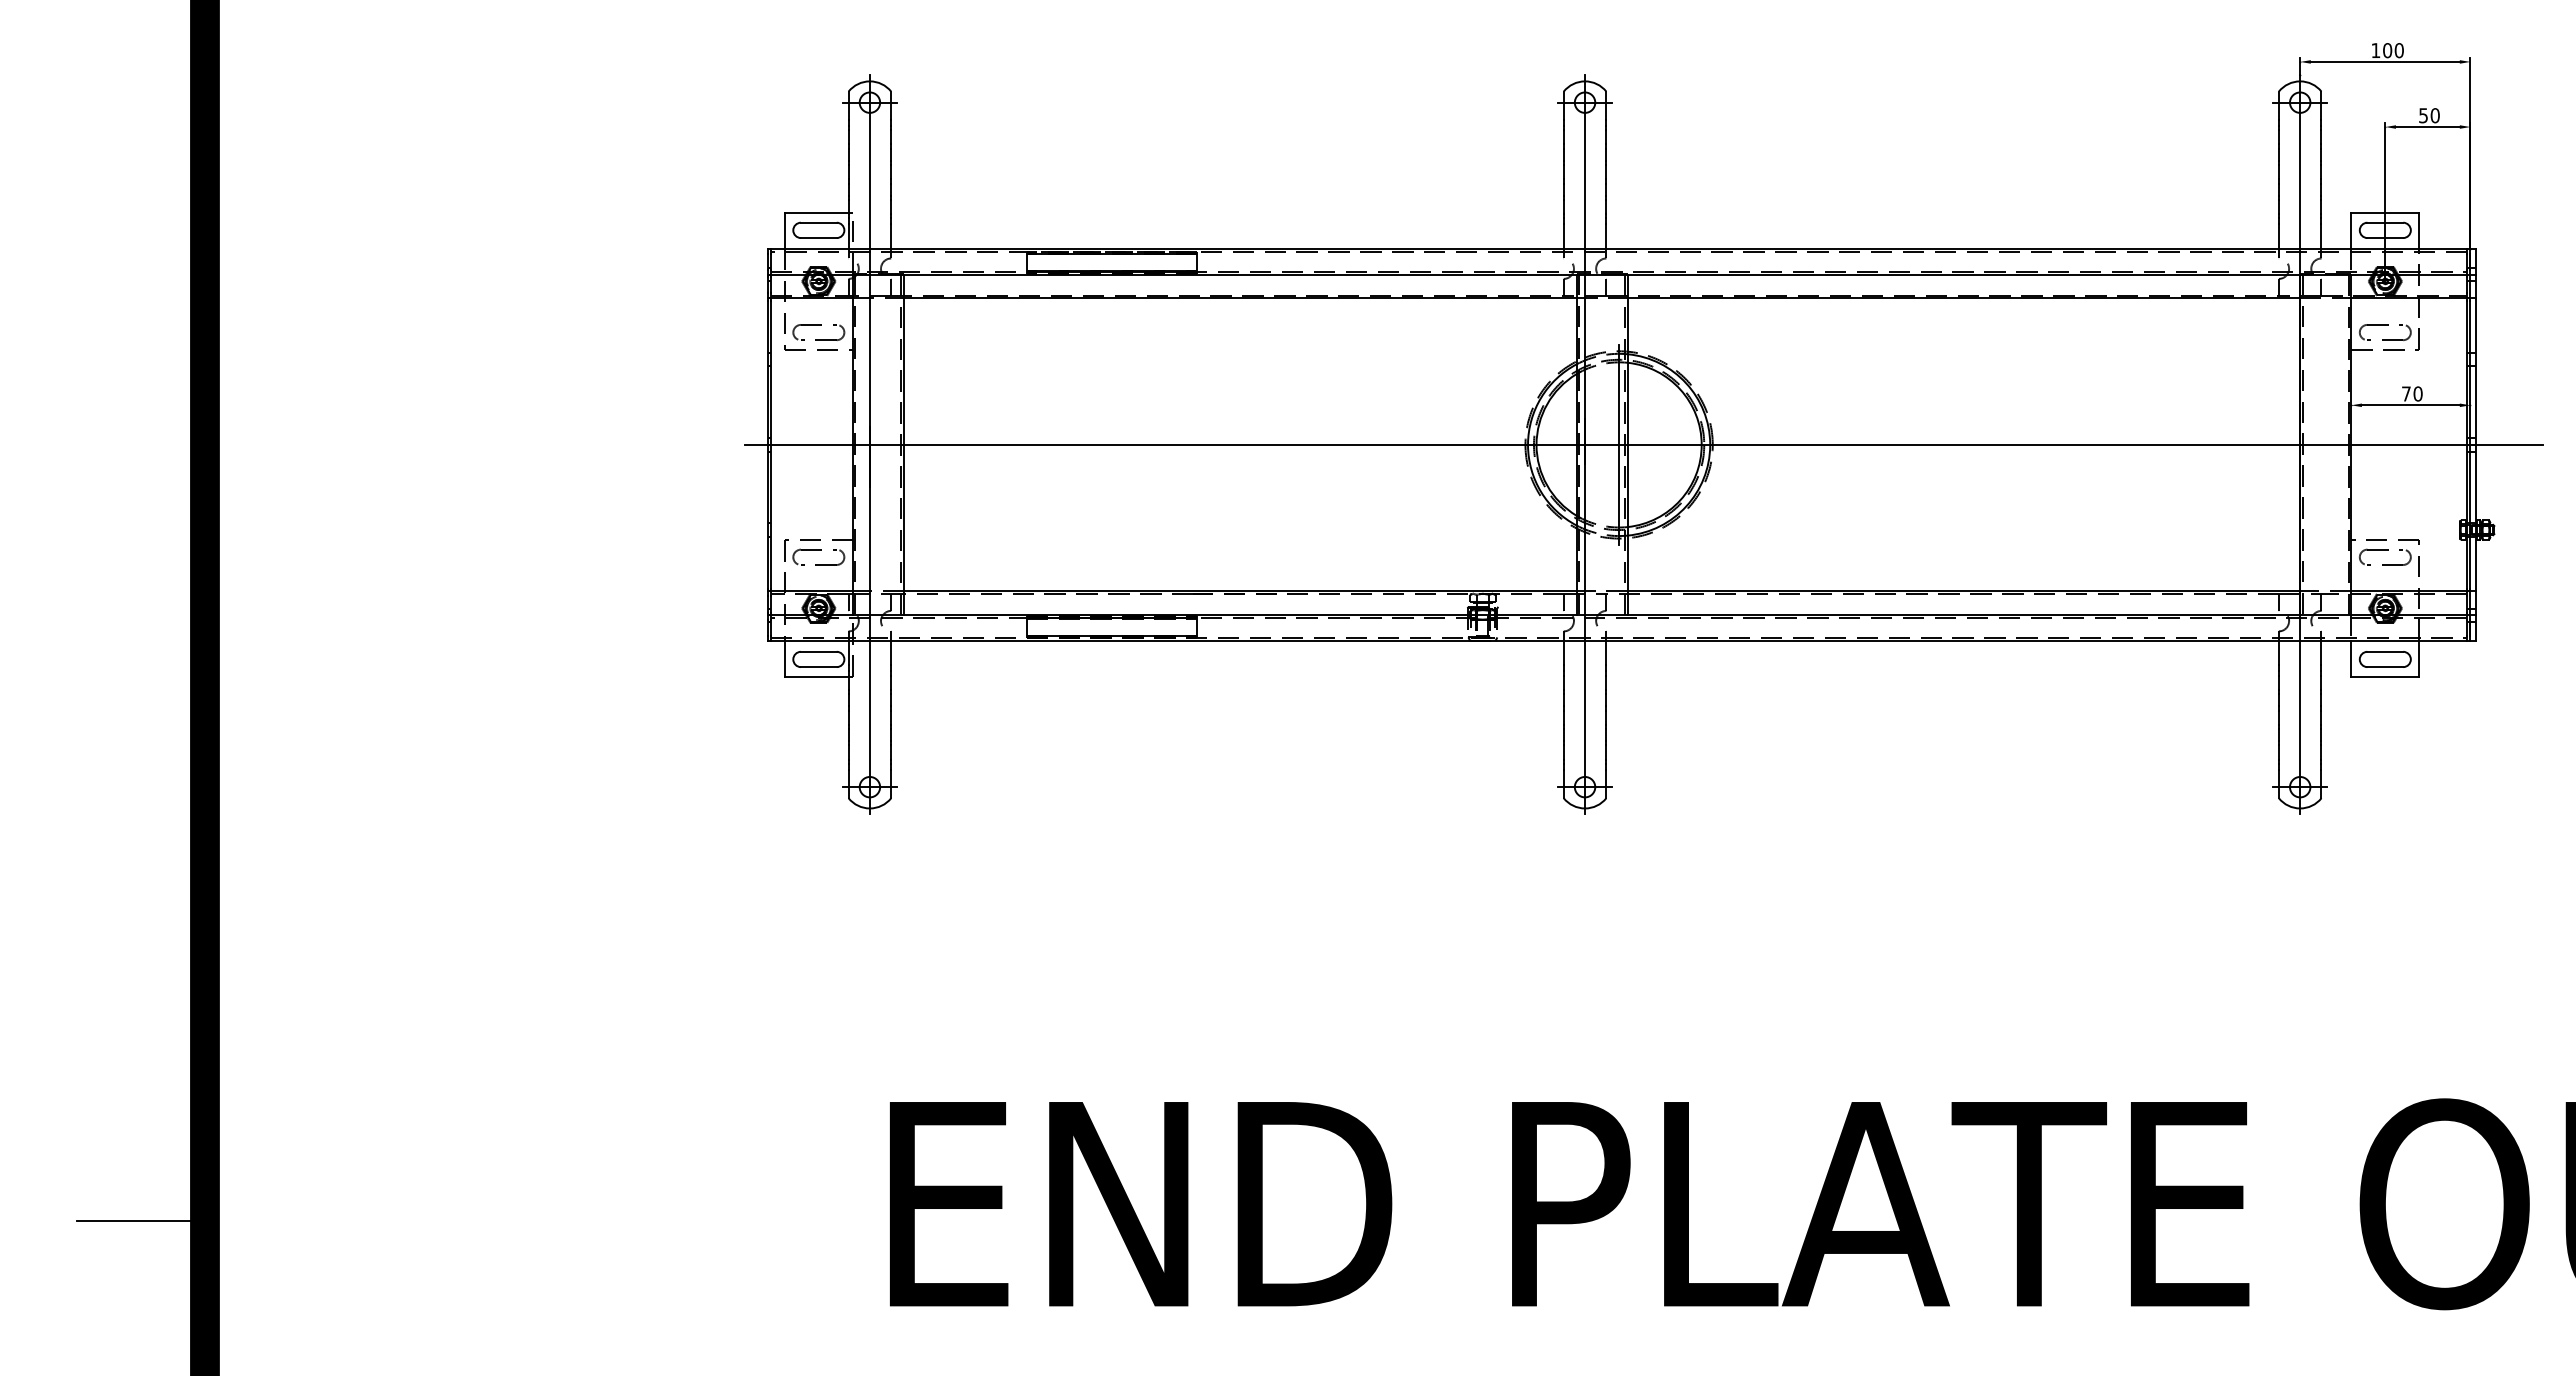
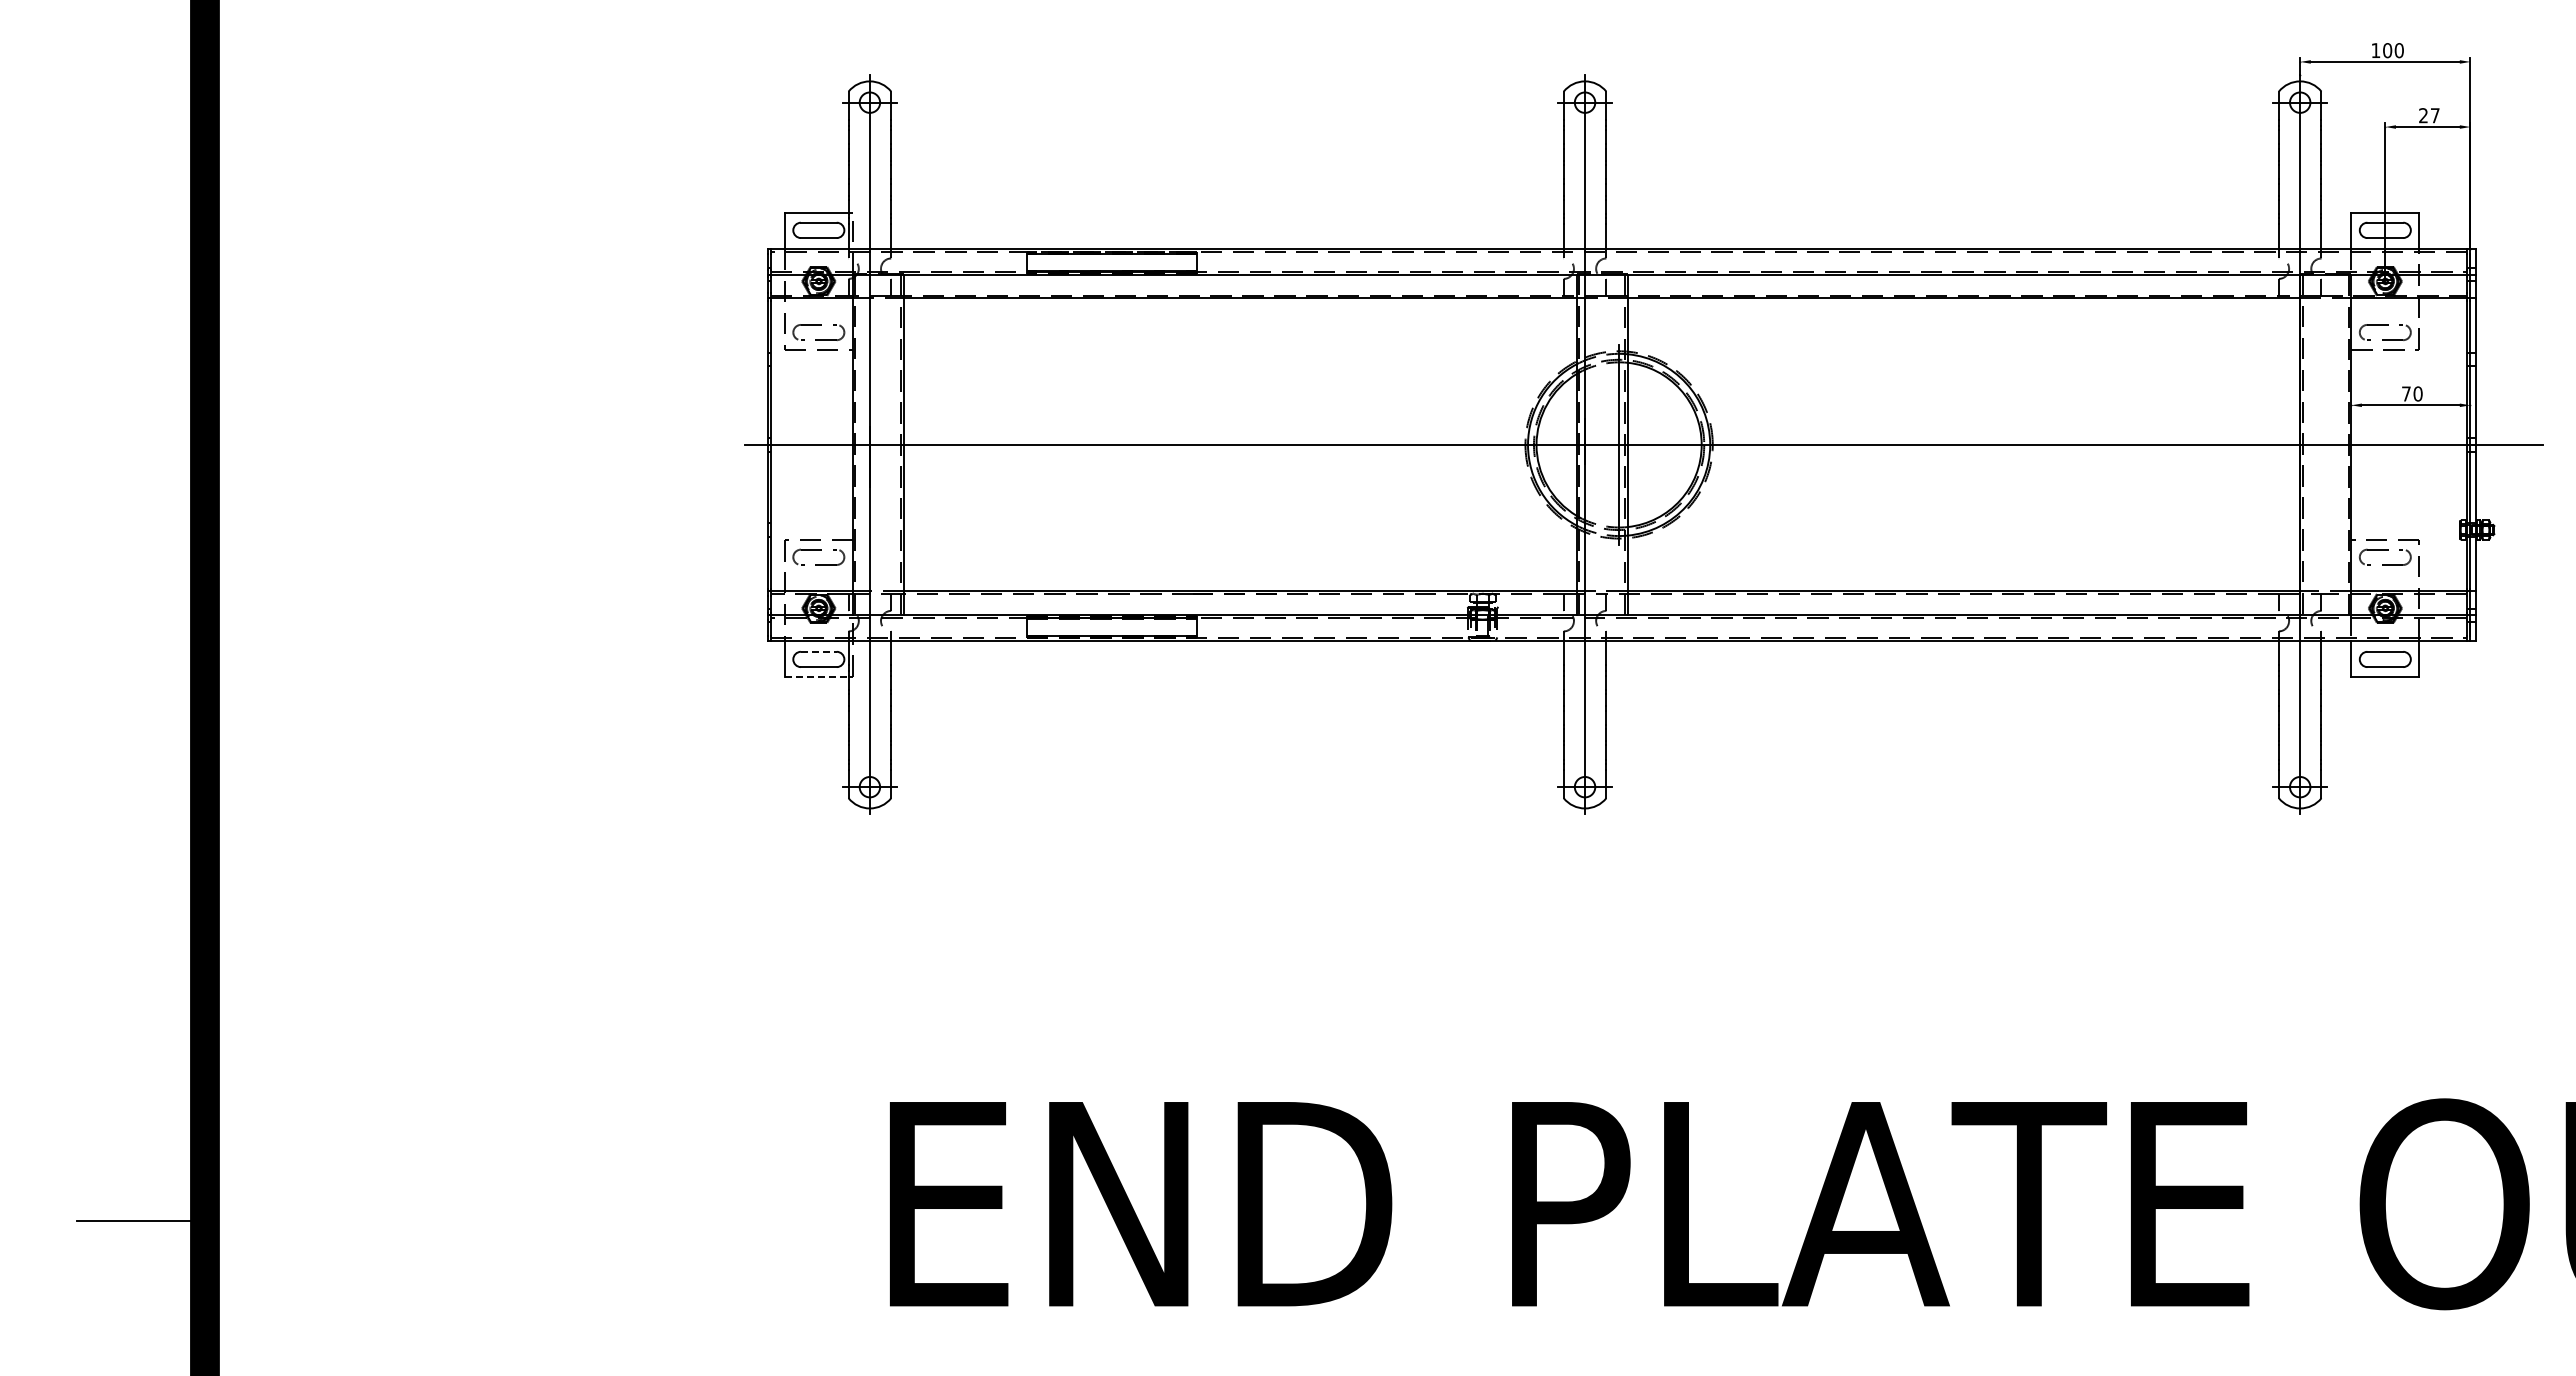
text: 50 -> 27 (2429, 115)
line: solid -> dashed (818, 651)
line: solid -> dashed (816, 676)
